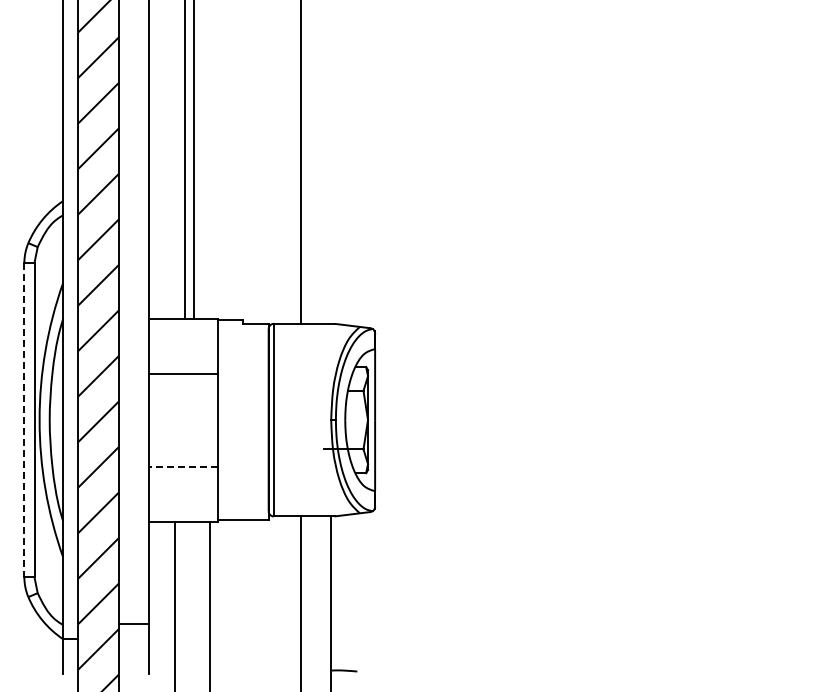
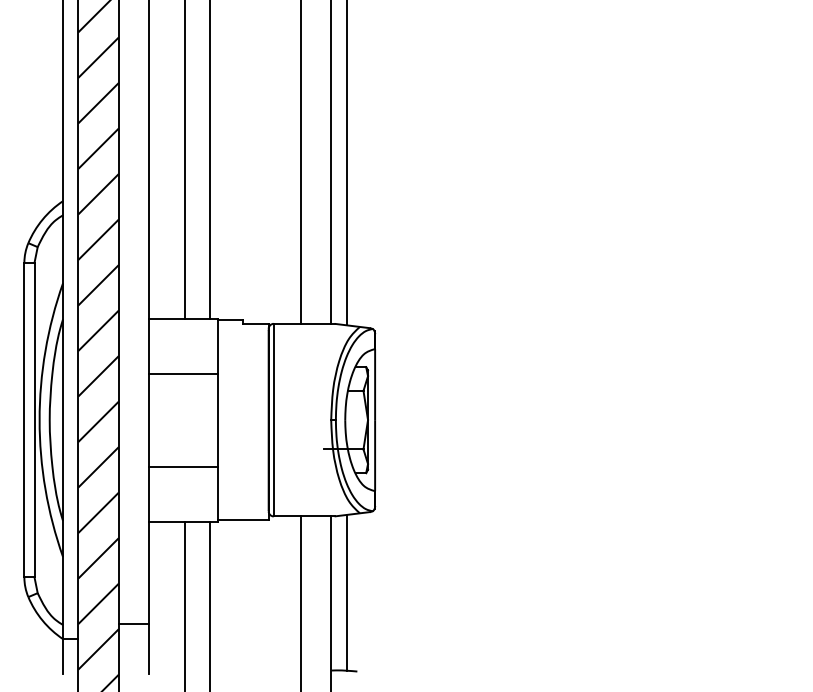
line position: (194, 160) -> (210, 160) (210, 160)
line: none -> present (331, 162)
line: none -> present (346, 163)
line: dashed -> solid (24, 420)
line: dashed -> solid (183, 466)
line: none -> present (346, 592)
line position: (174, 604) -> (184, 604) (184, 604)
